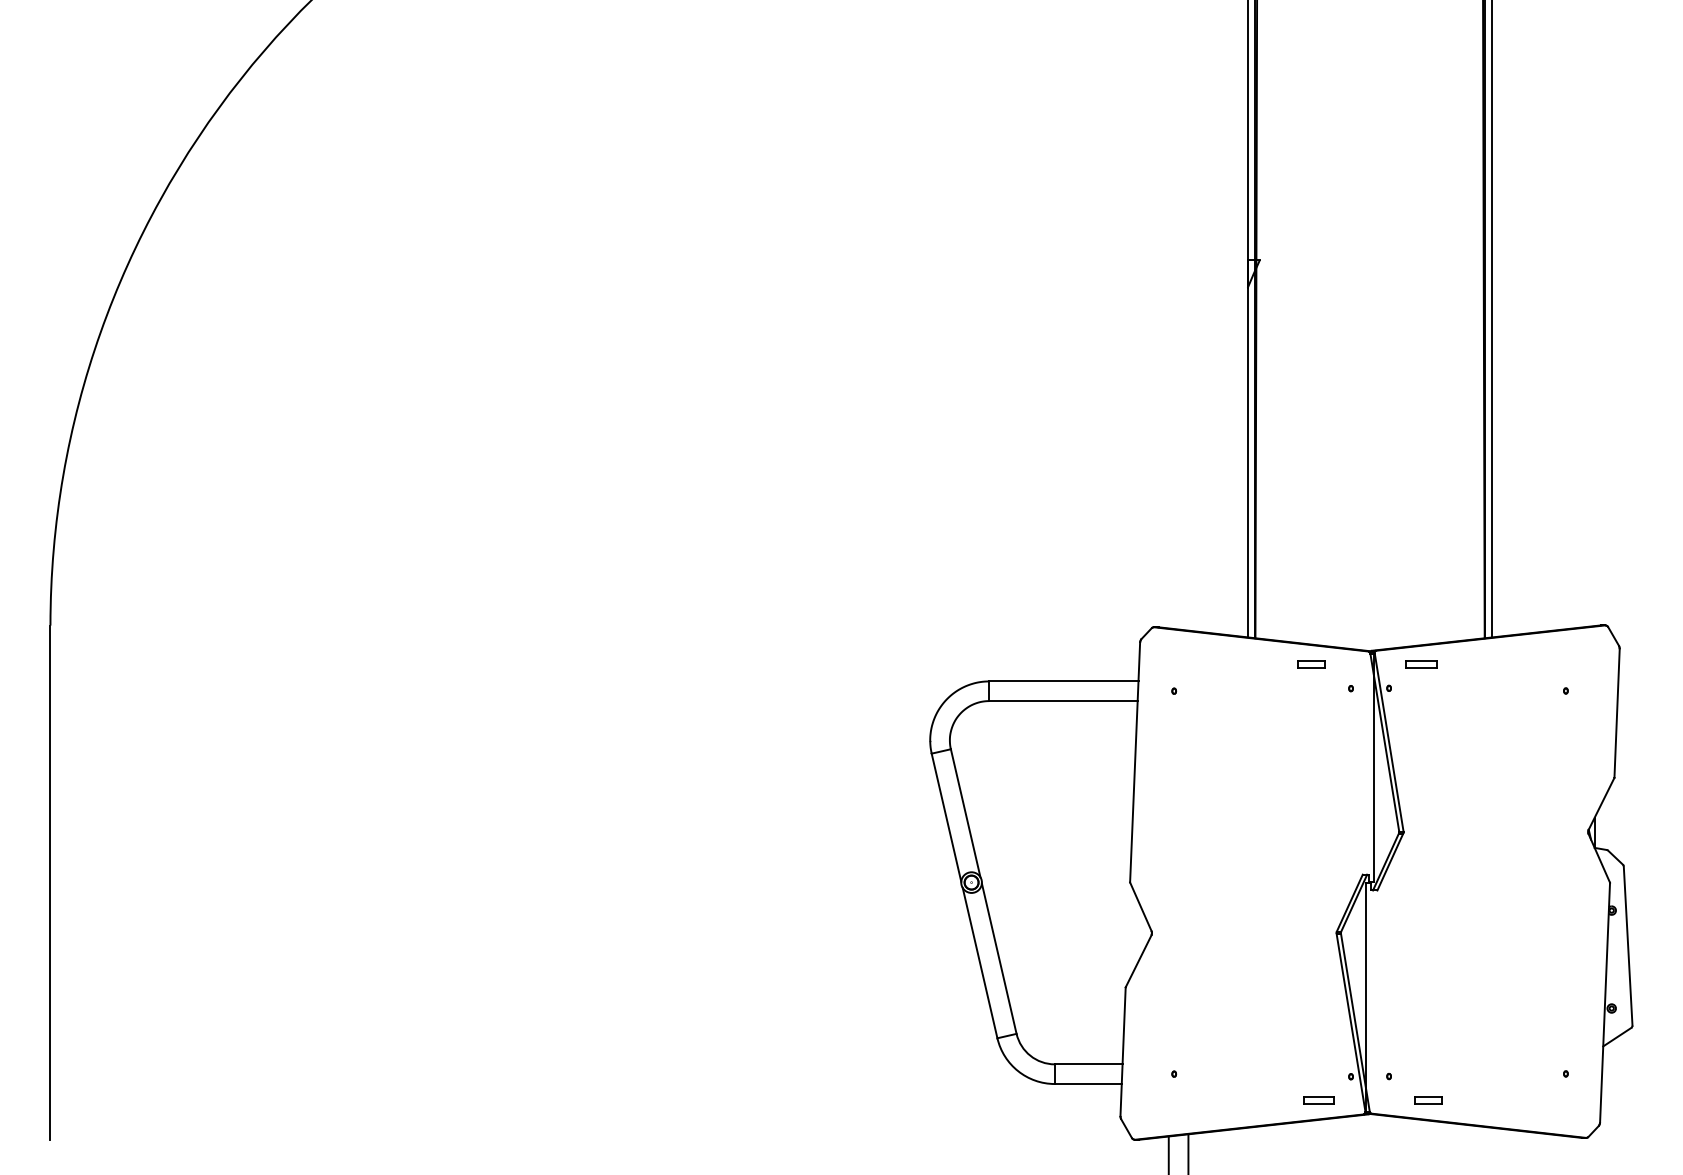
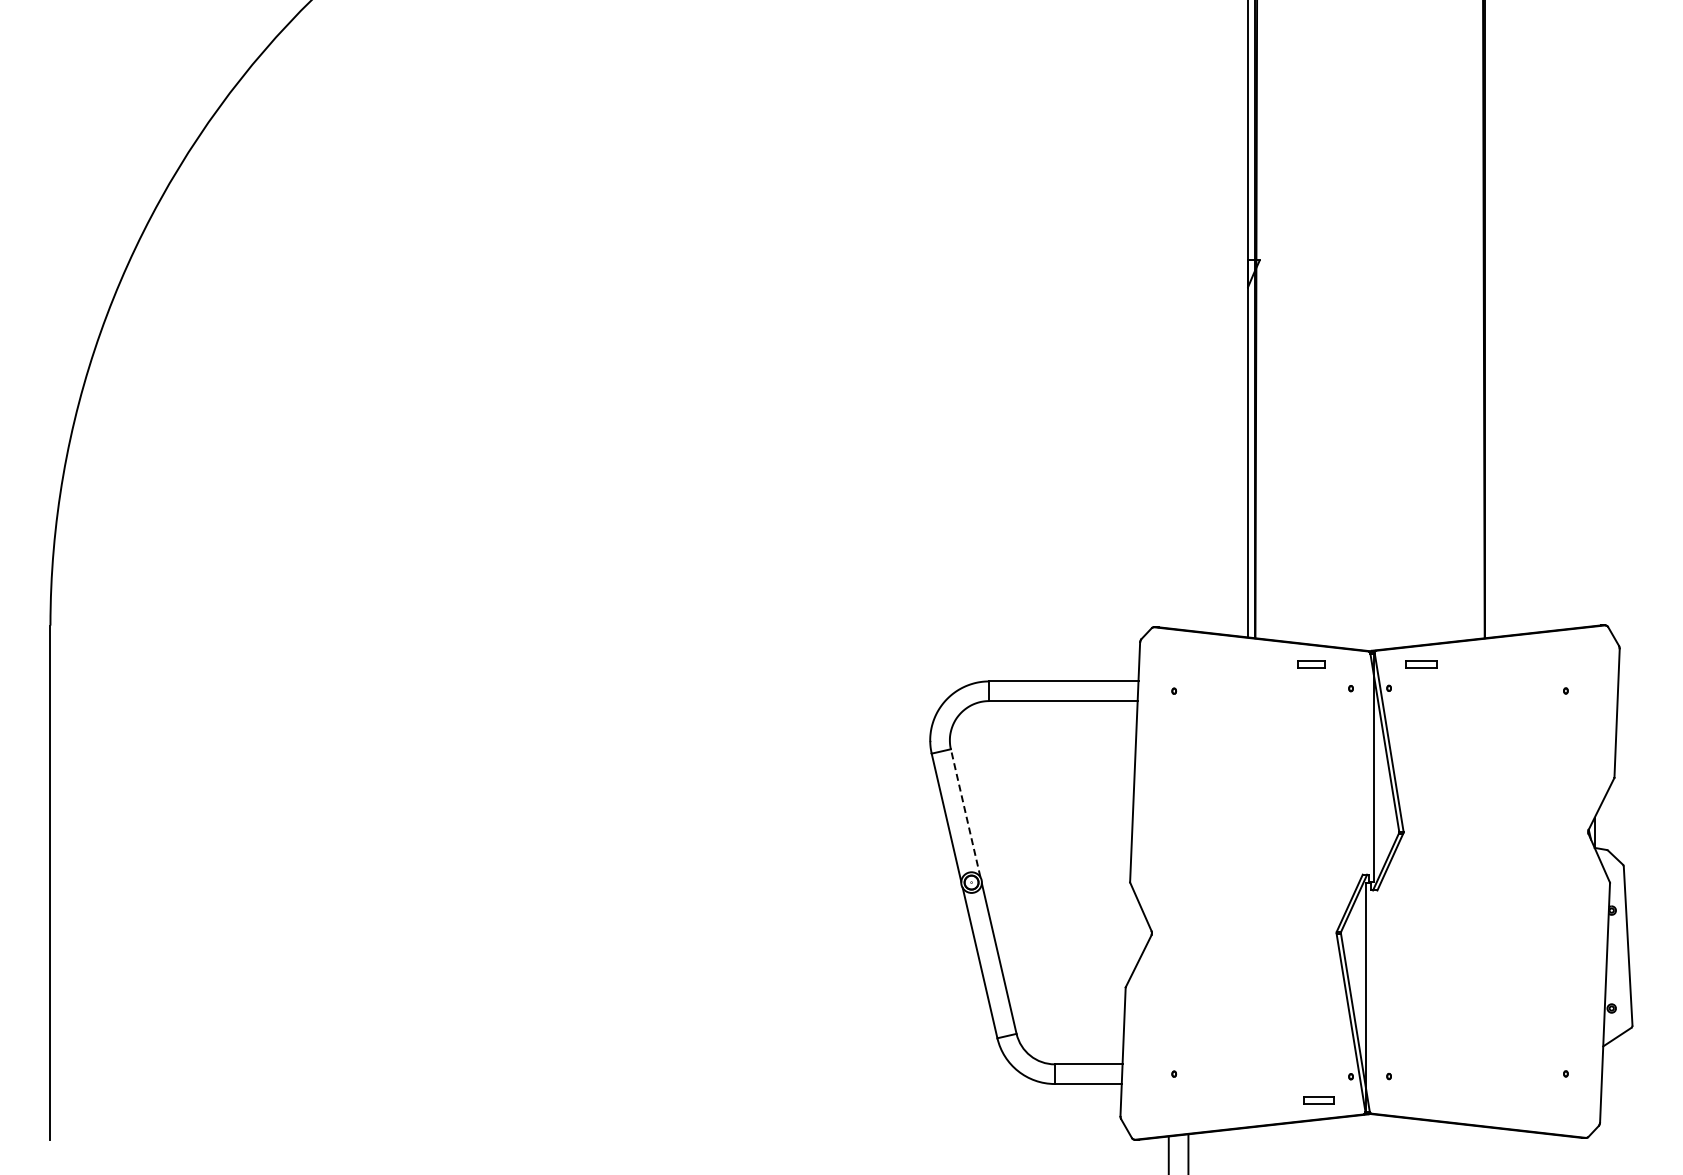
line: present -> none (1492, 319)
line: solid -> dashed (965, 813)
part: present -> none (1428, 1100)
